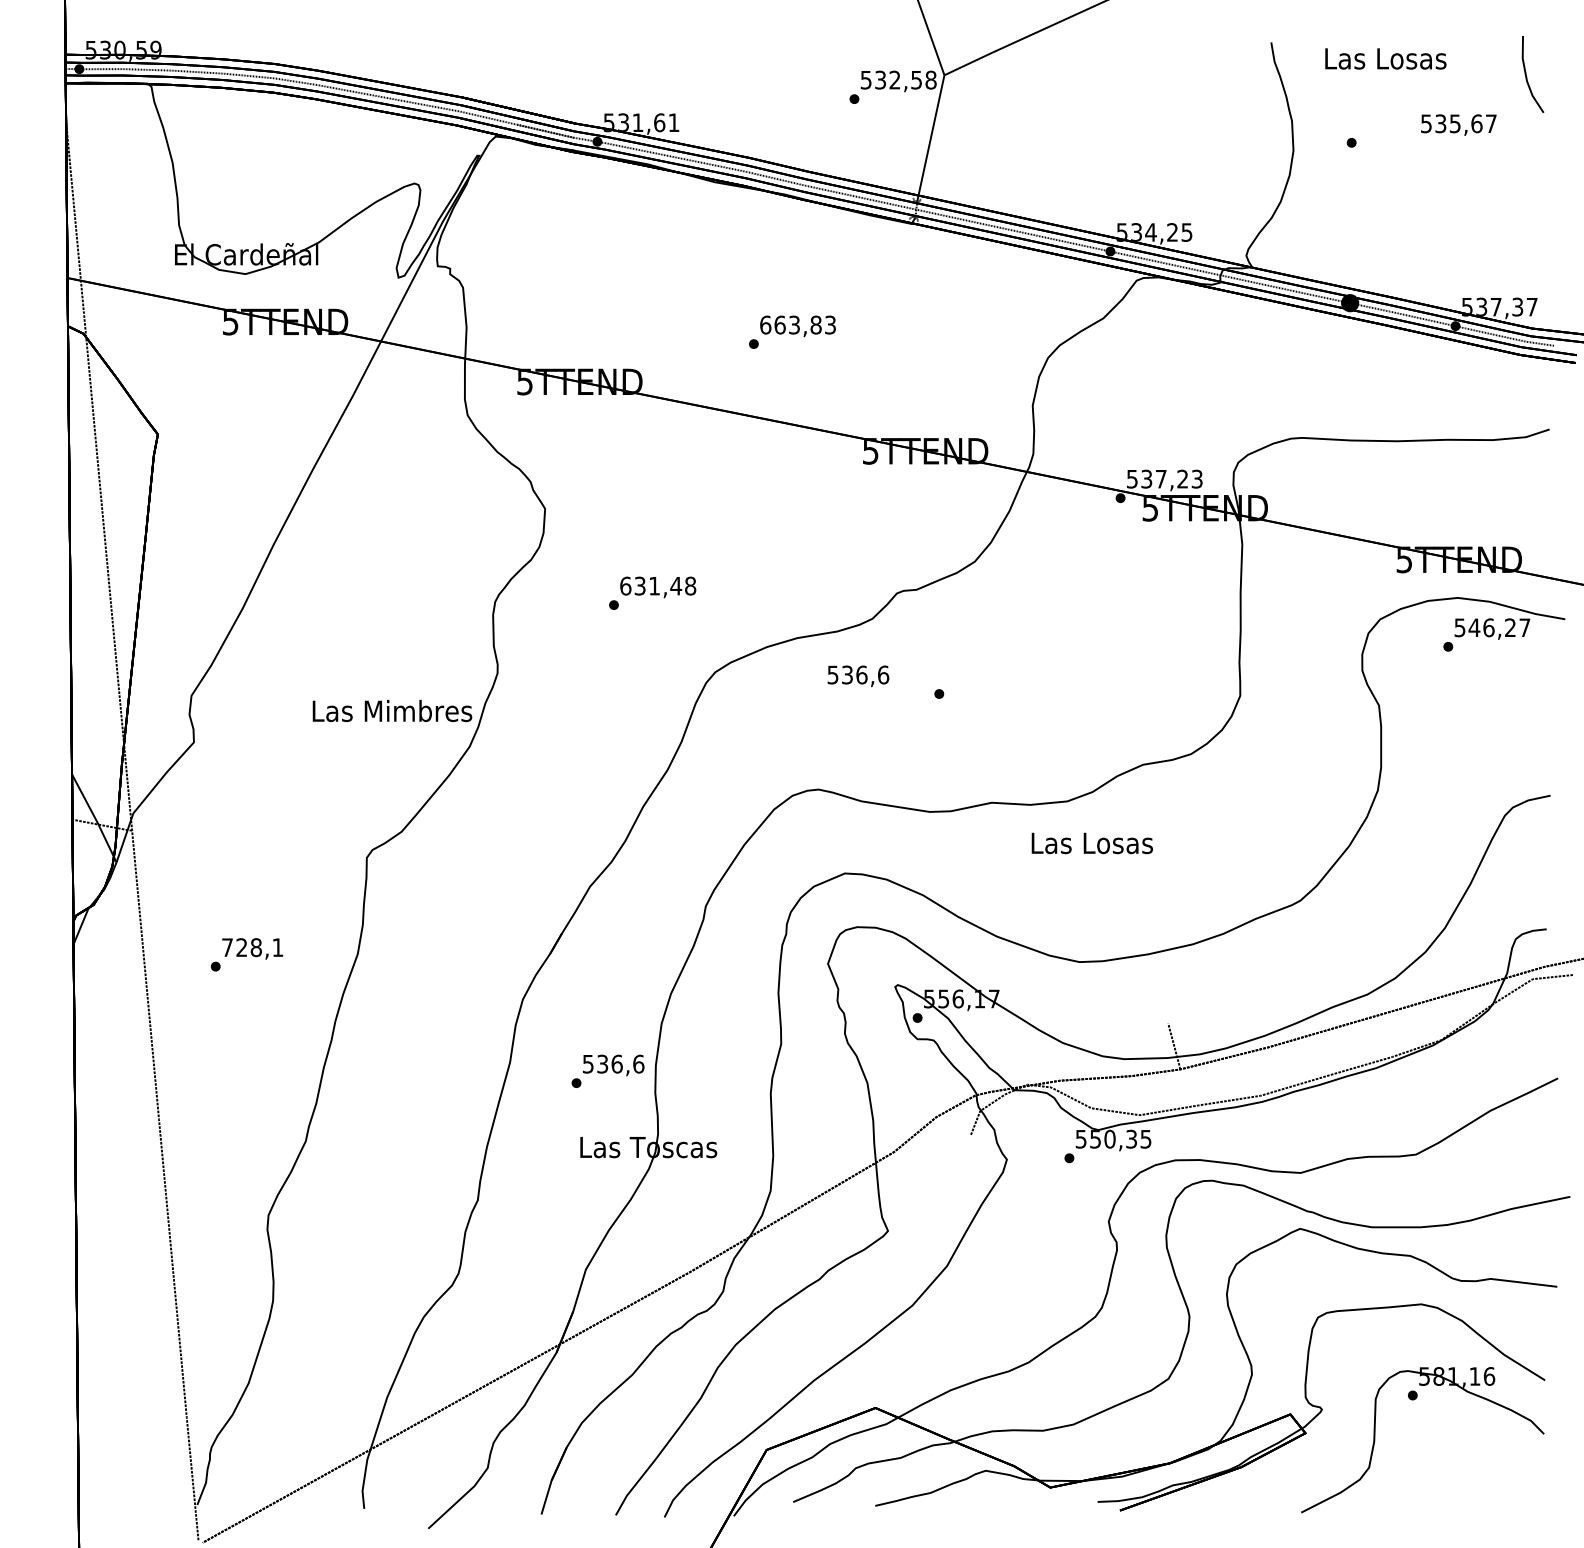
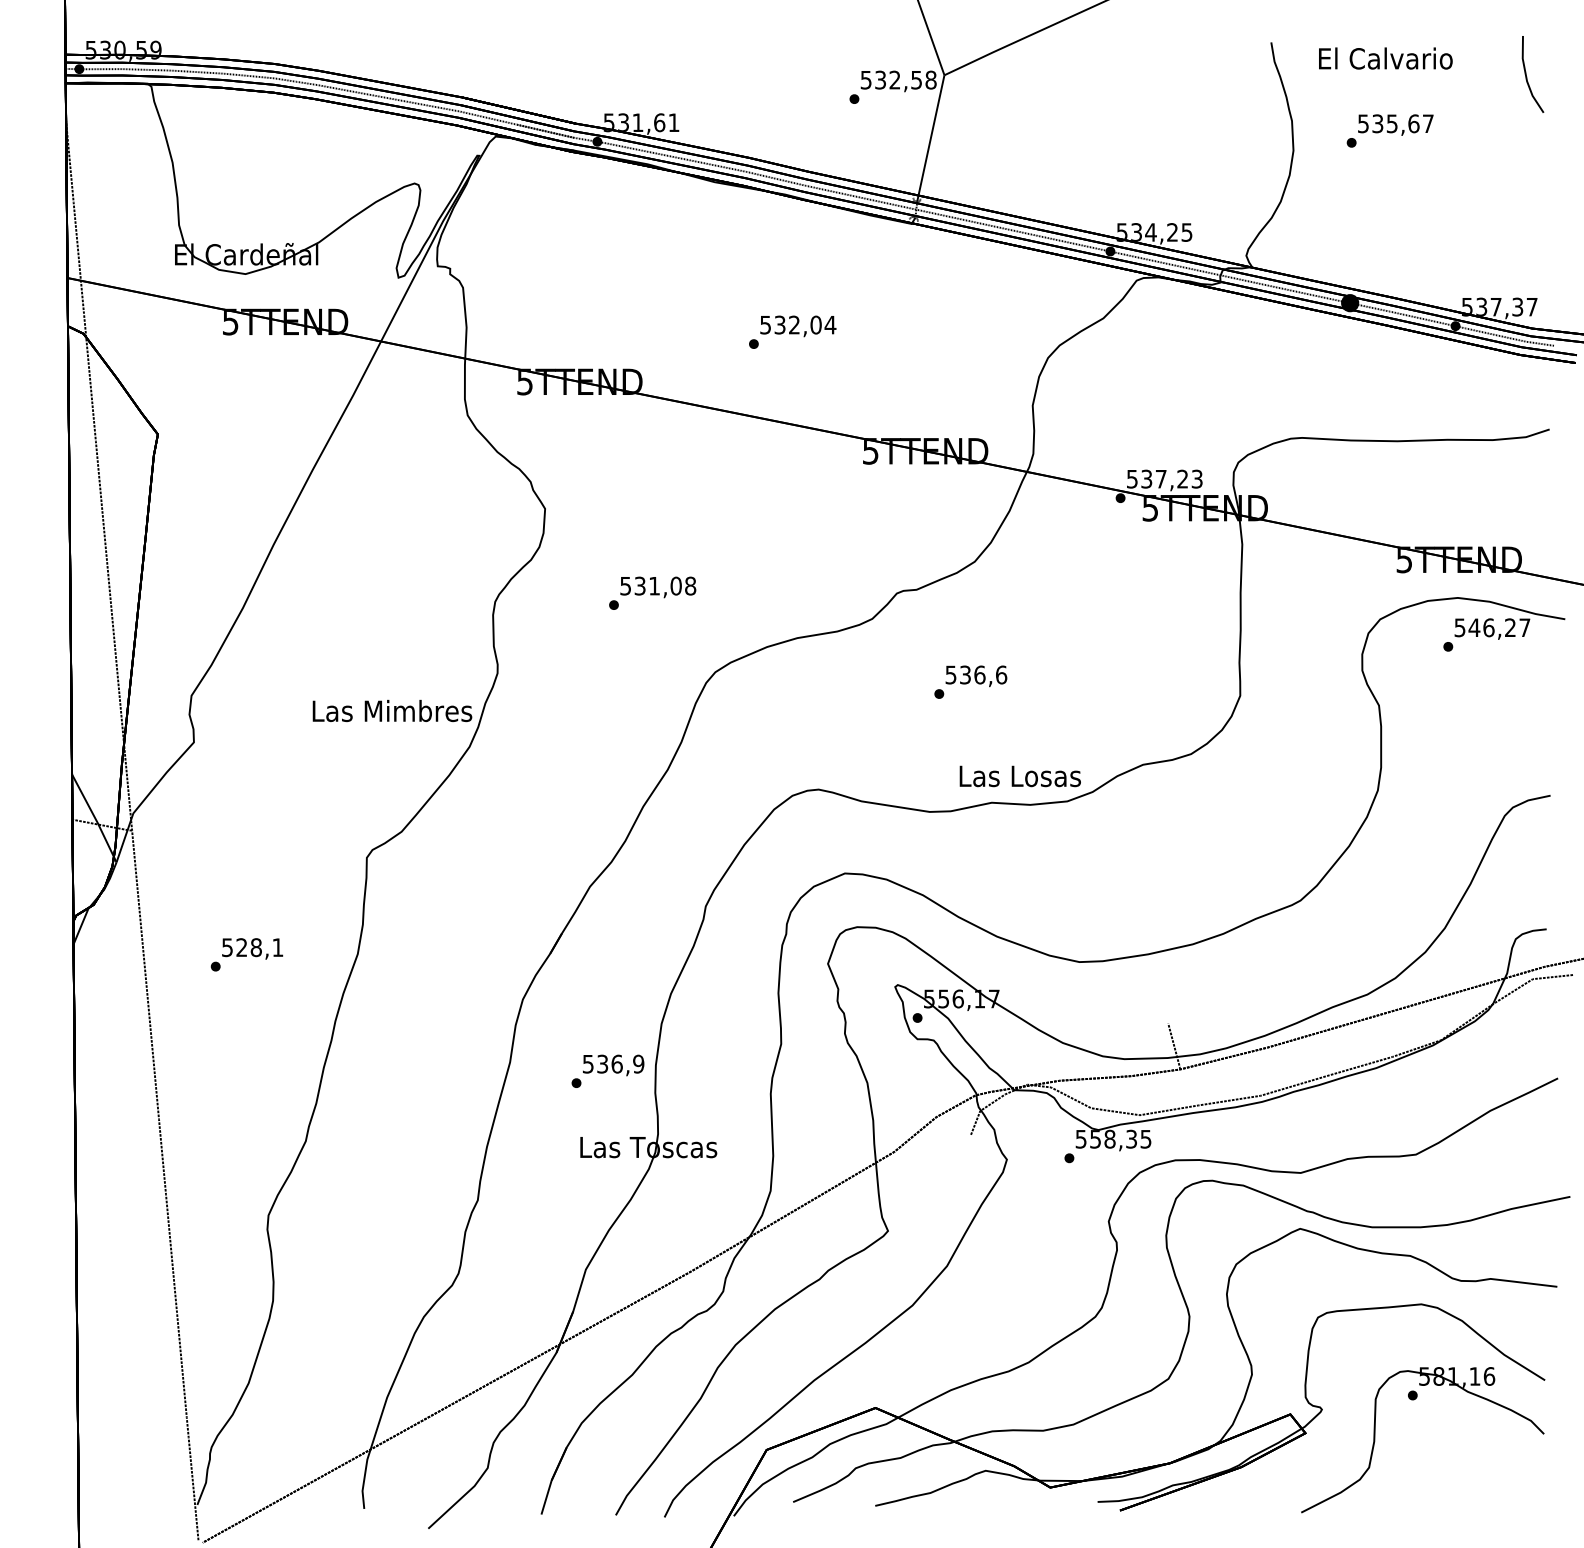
text: Las Losas -> El Calvario (1385, 58)
text position: (1458, 124) -> (1395, 124) (1395, 124)
text: 663,83 -> 532,04 (798, 324)
text: 631,48 -> 531,08 (651, 585)
text position: (858, 676) -> (976, 676) (976, 676)
text position: (1091, 843) -> (1019, 776) (1019, 776)
text: 728,1 -> 528,1 (227, 947)
text: 536,6 -> 536,9 (638, 1063)
text: 550,35 -> 558,35 (1109, 1139)
